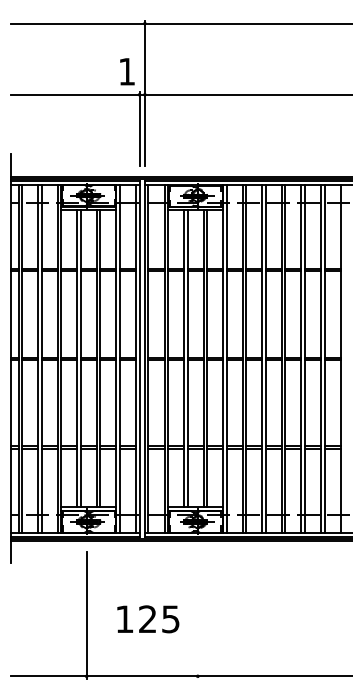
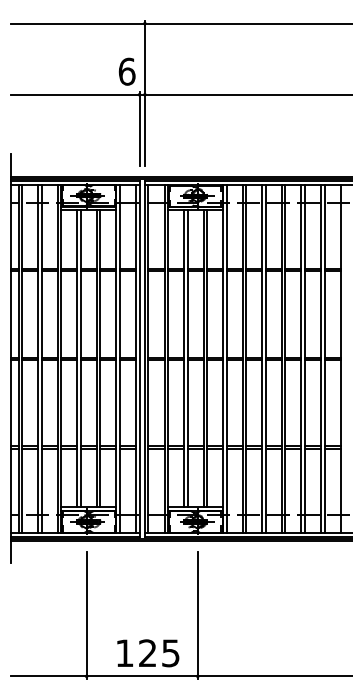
text: 1 -> 6 (126, 71)
line: none -> present (197, 615)
text position: (148, 619) -> (148, 653) (148, 653)
